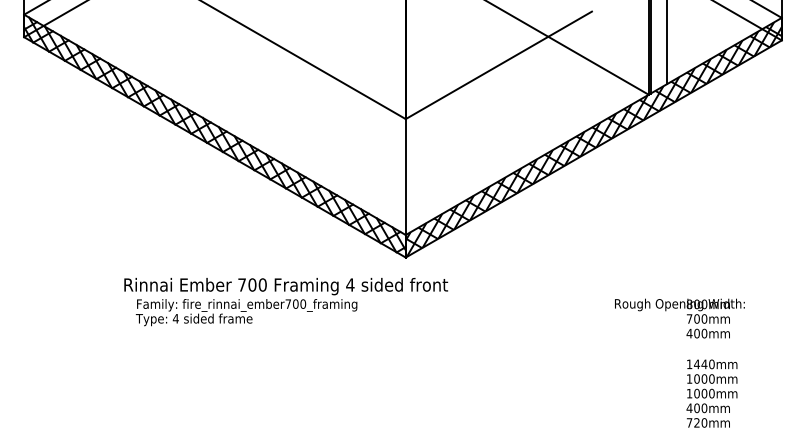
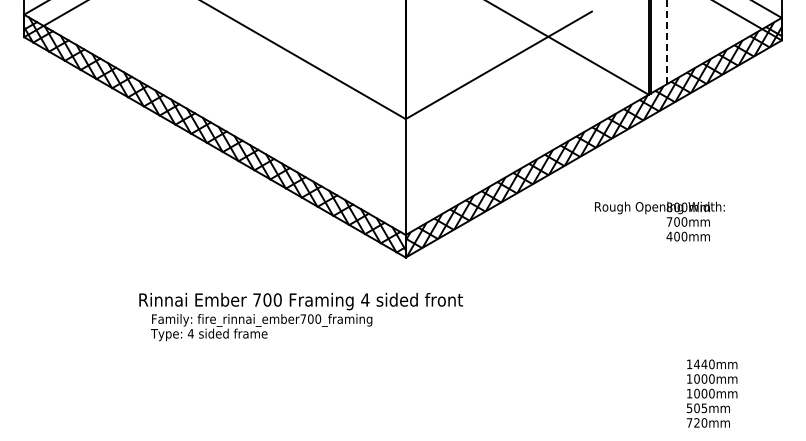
line: solid -> dashed (667, 42)
text position: (286, 302) -> (301, 317) (301, 317)
text position: (679, 318) -> (659, 221) (659, 221)
text: 400mm -> 505mm (696, 408)
